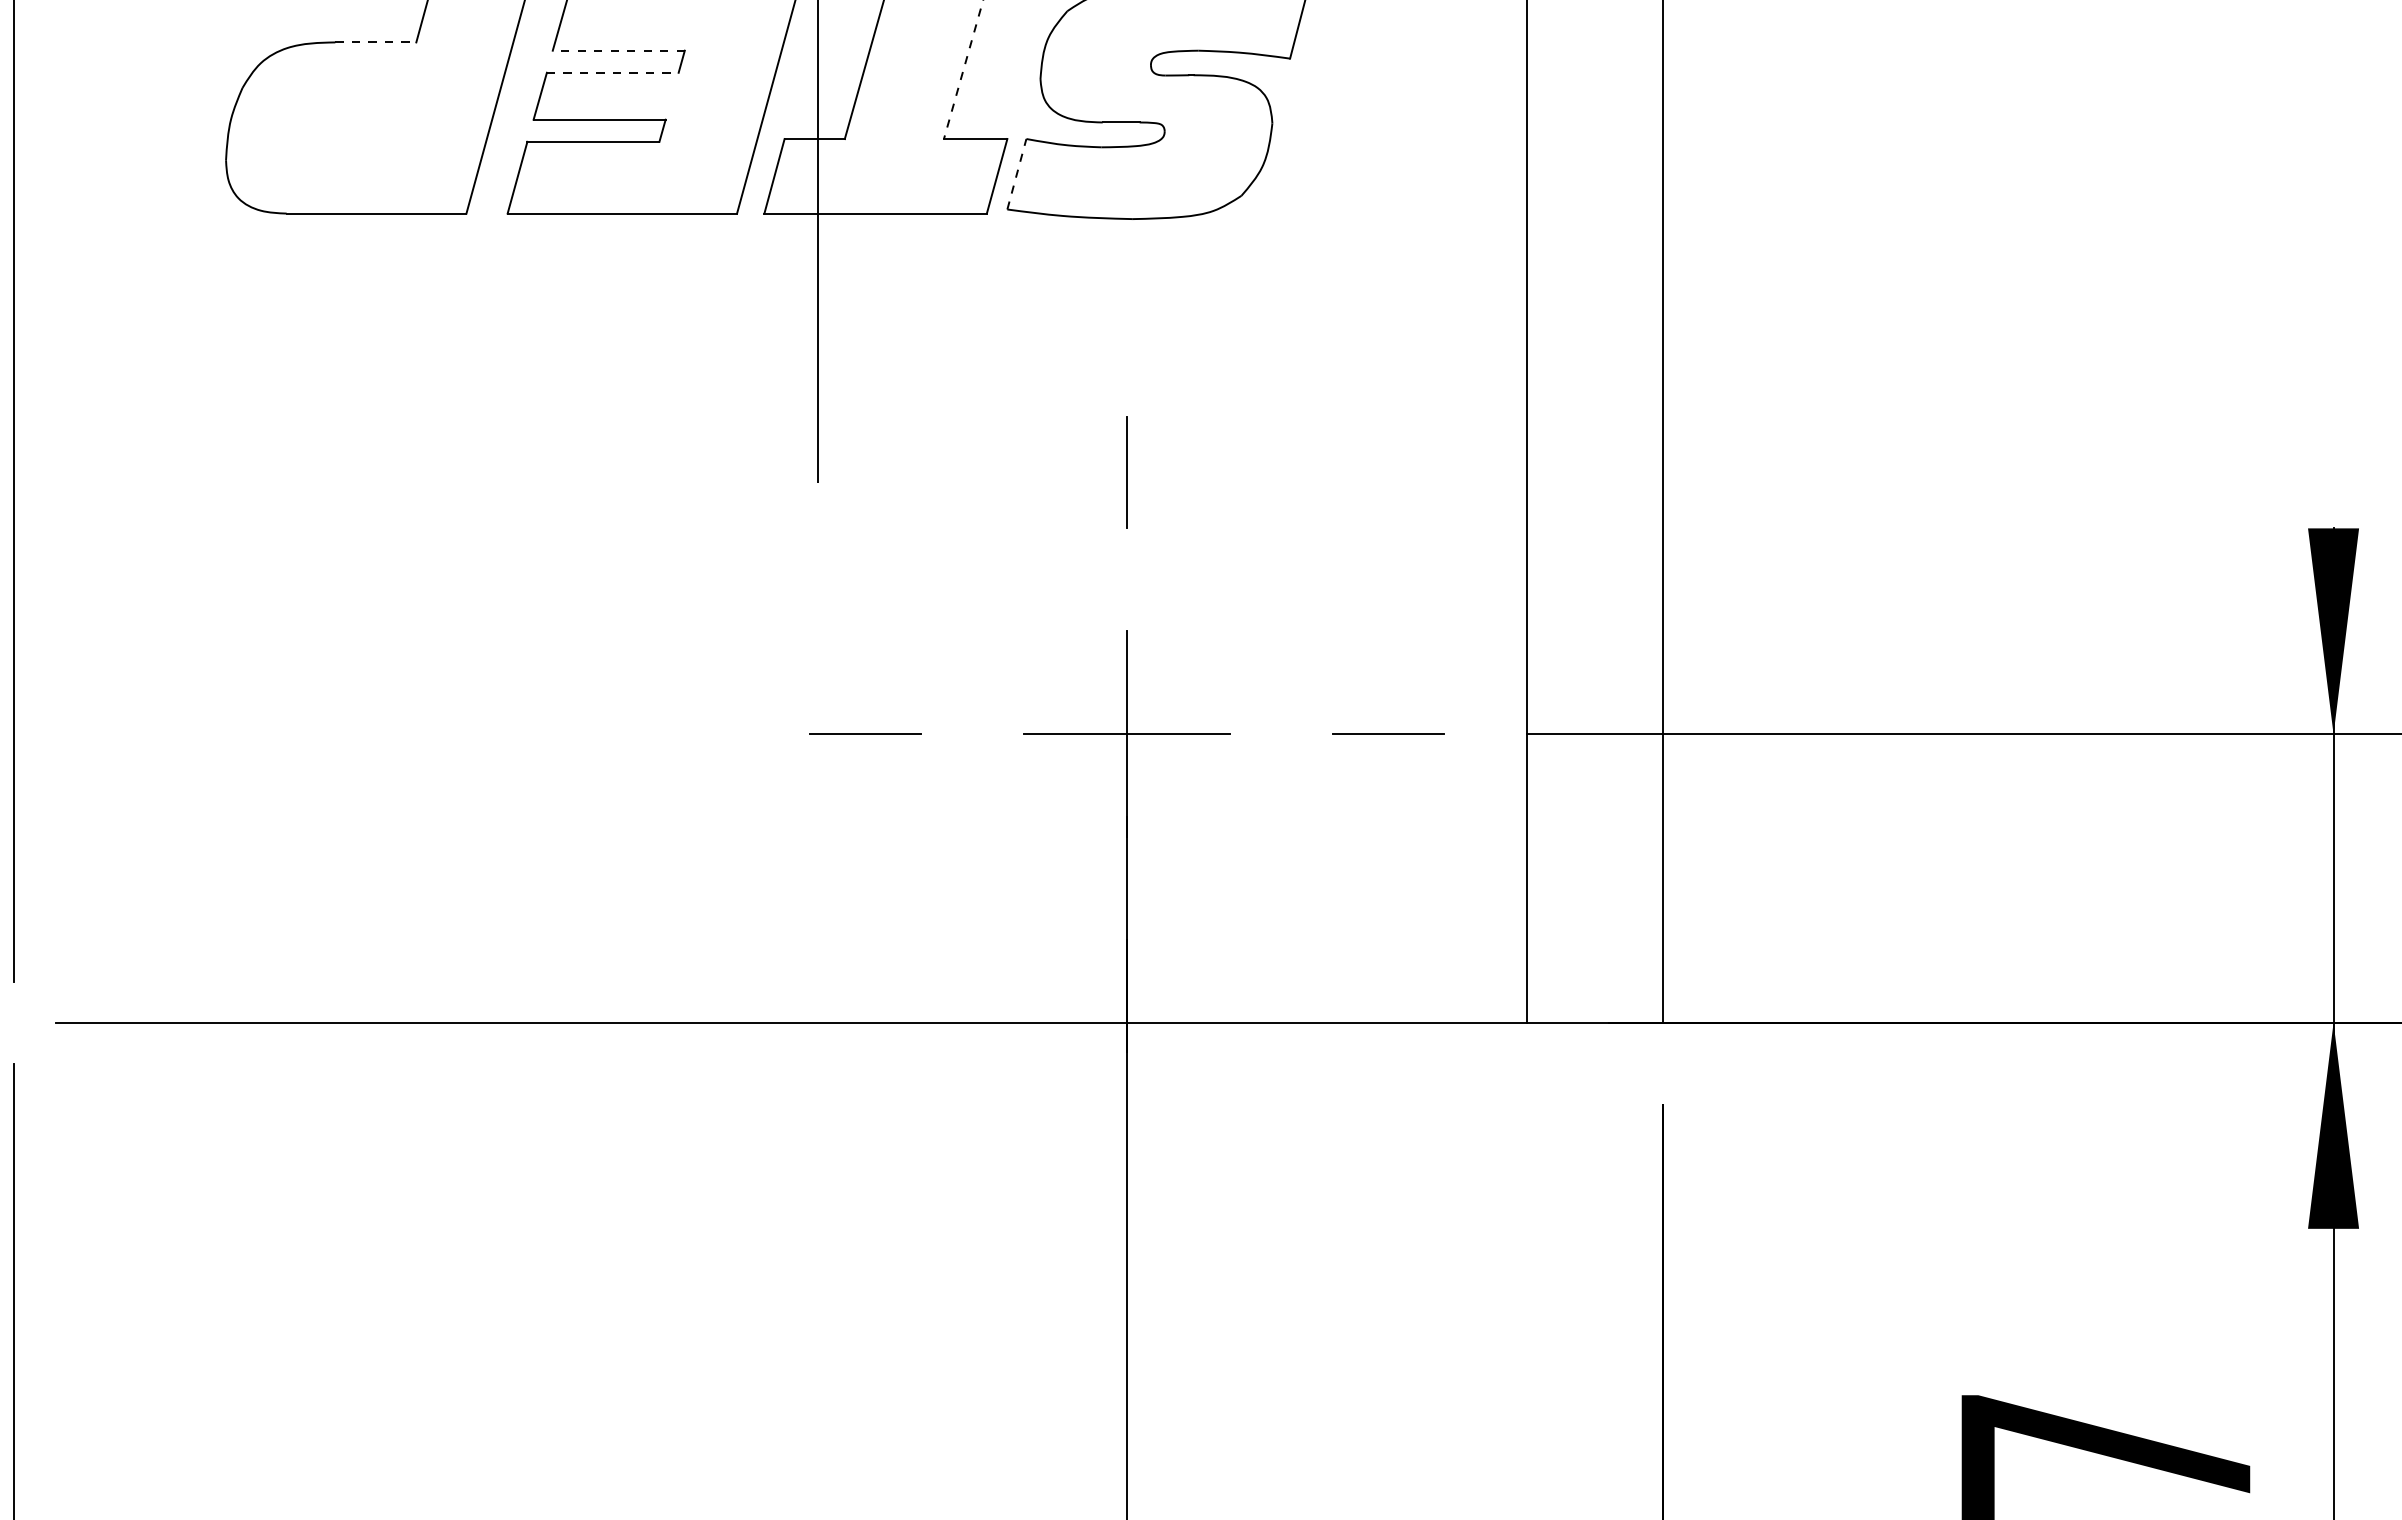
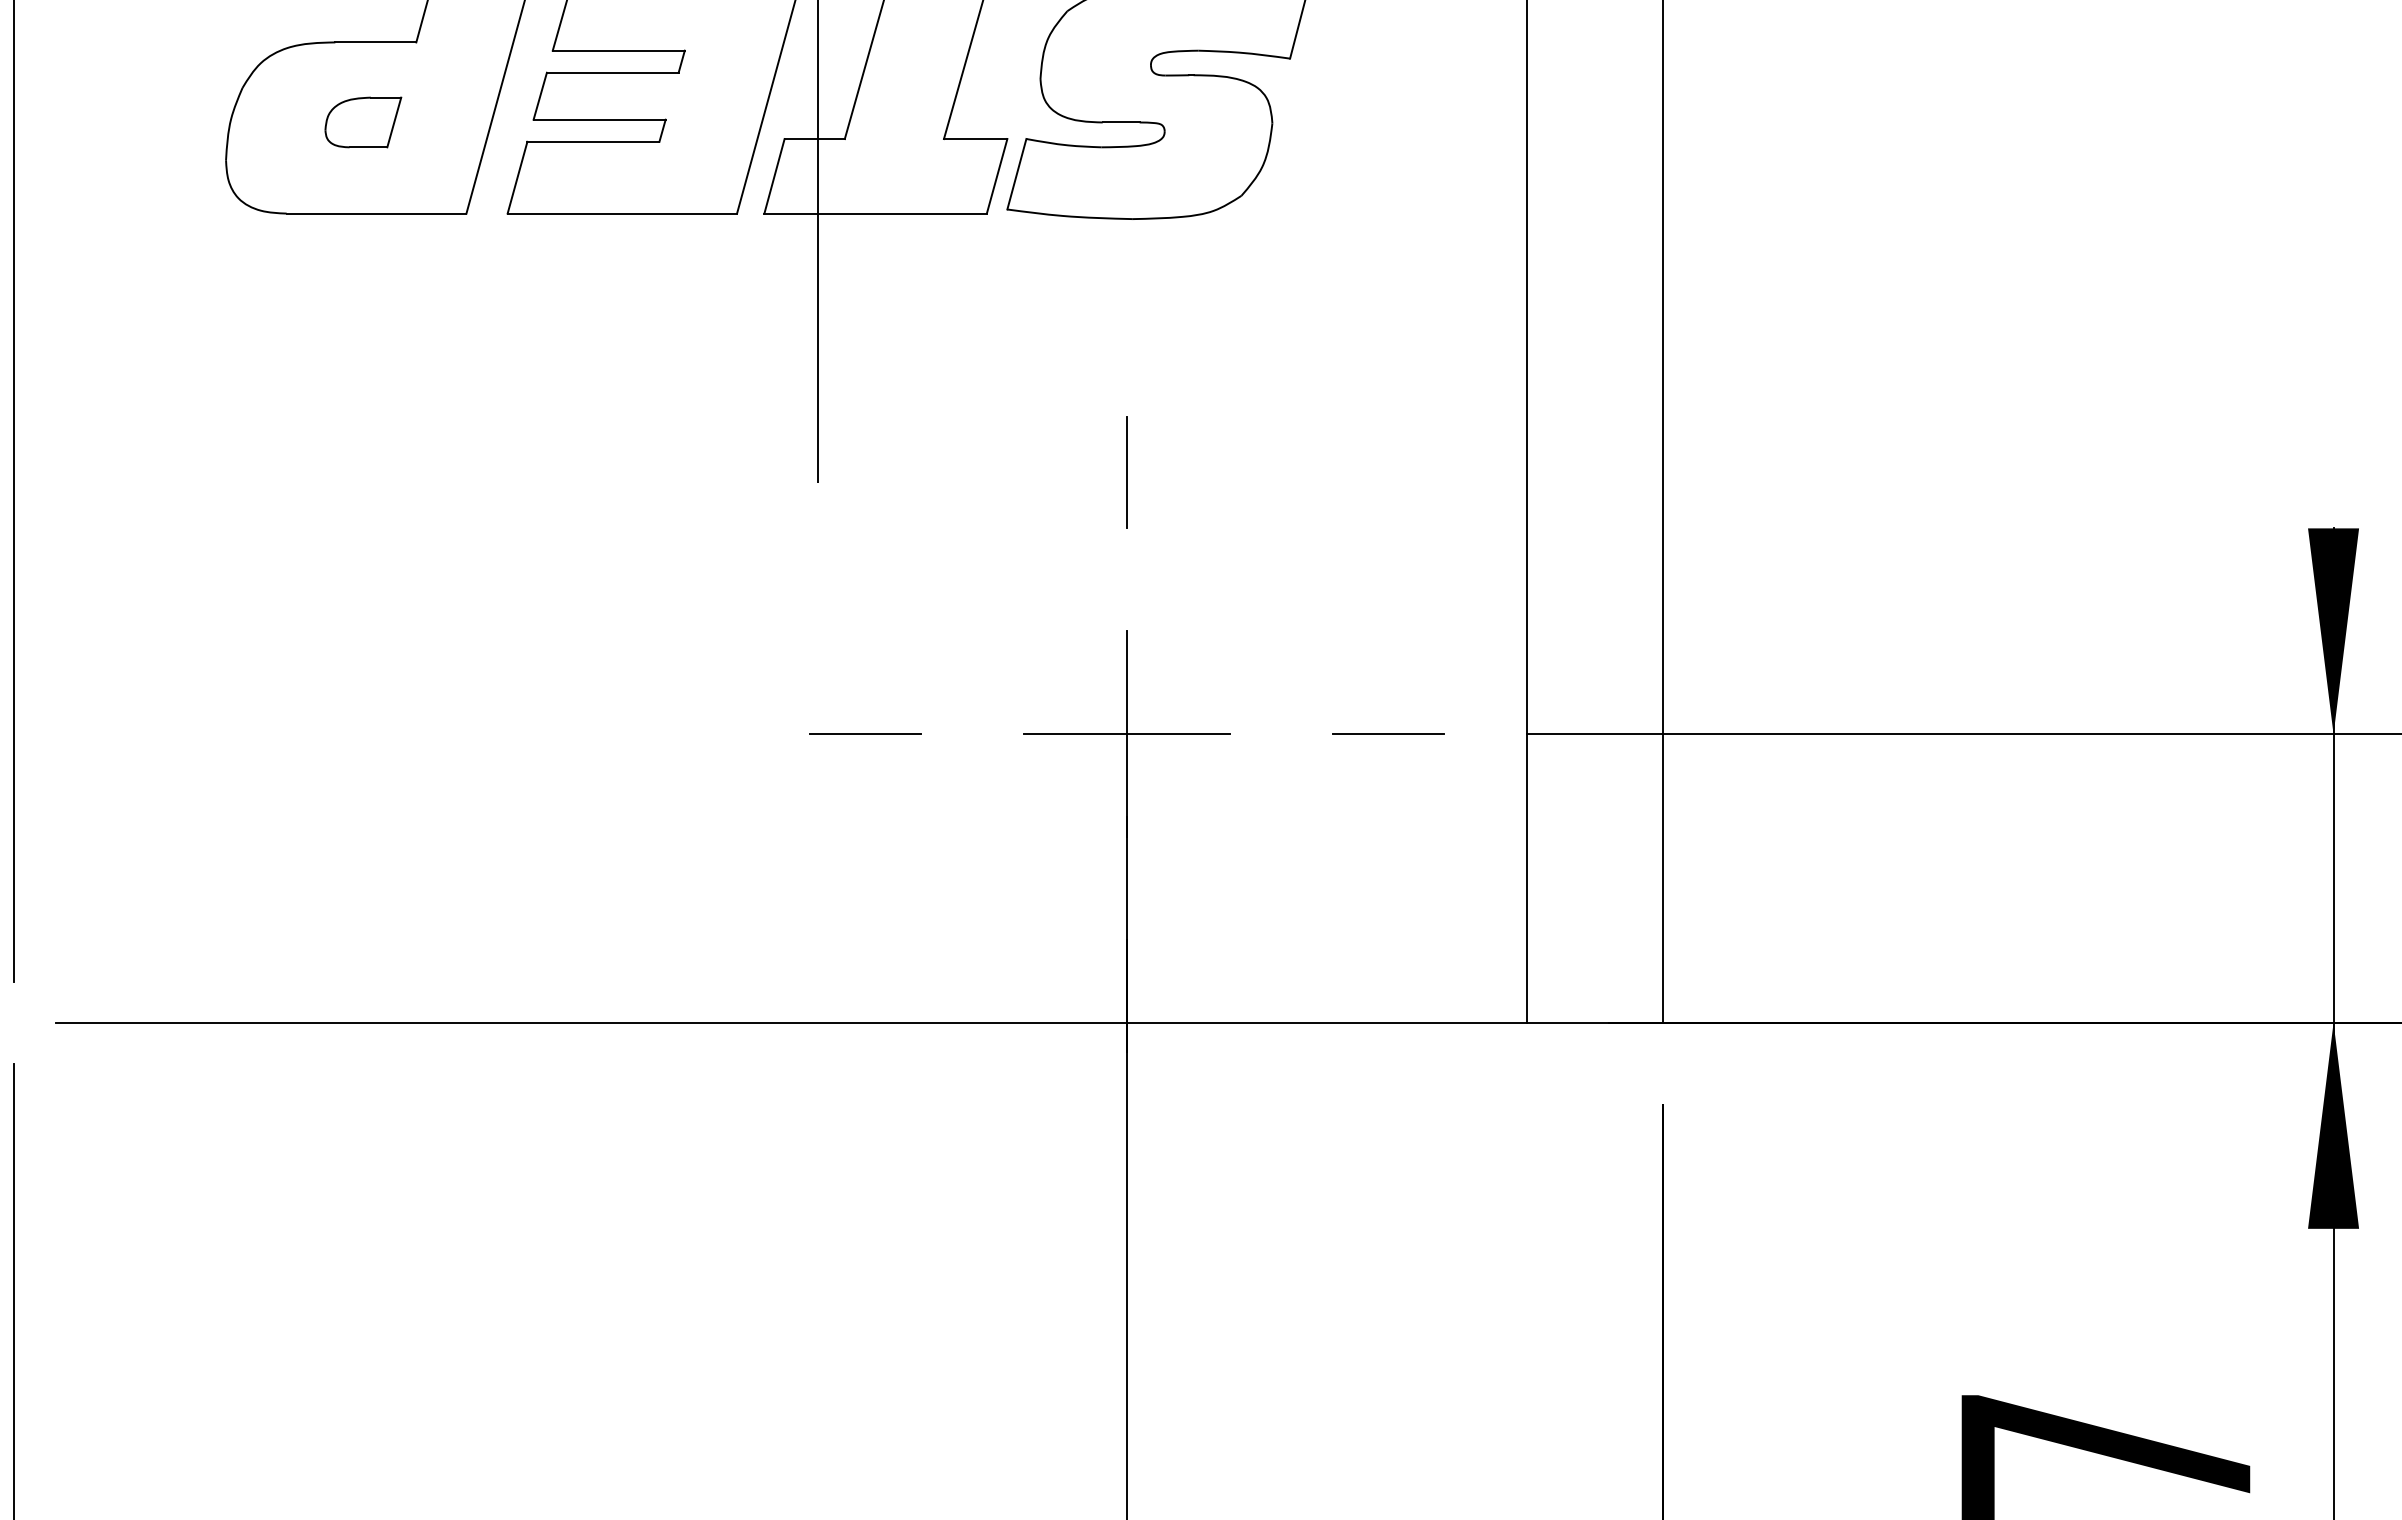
line: dashed -> solid (376, 42)
line: dashed -> solid (618, 50)
line: dashed -> solid (963, 70)
line: dashed -> solid (612, 72)
part: none -> present (363, 122)
line: dashed -> solid (1016, 174)
